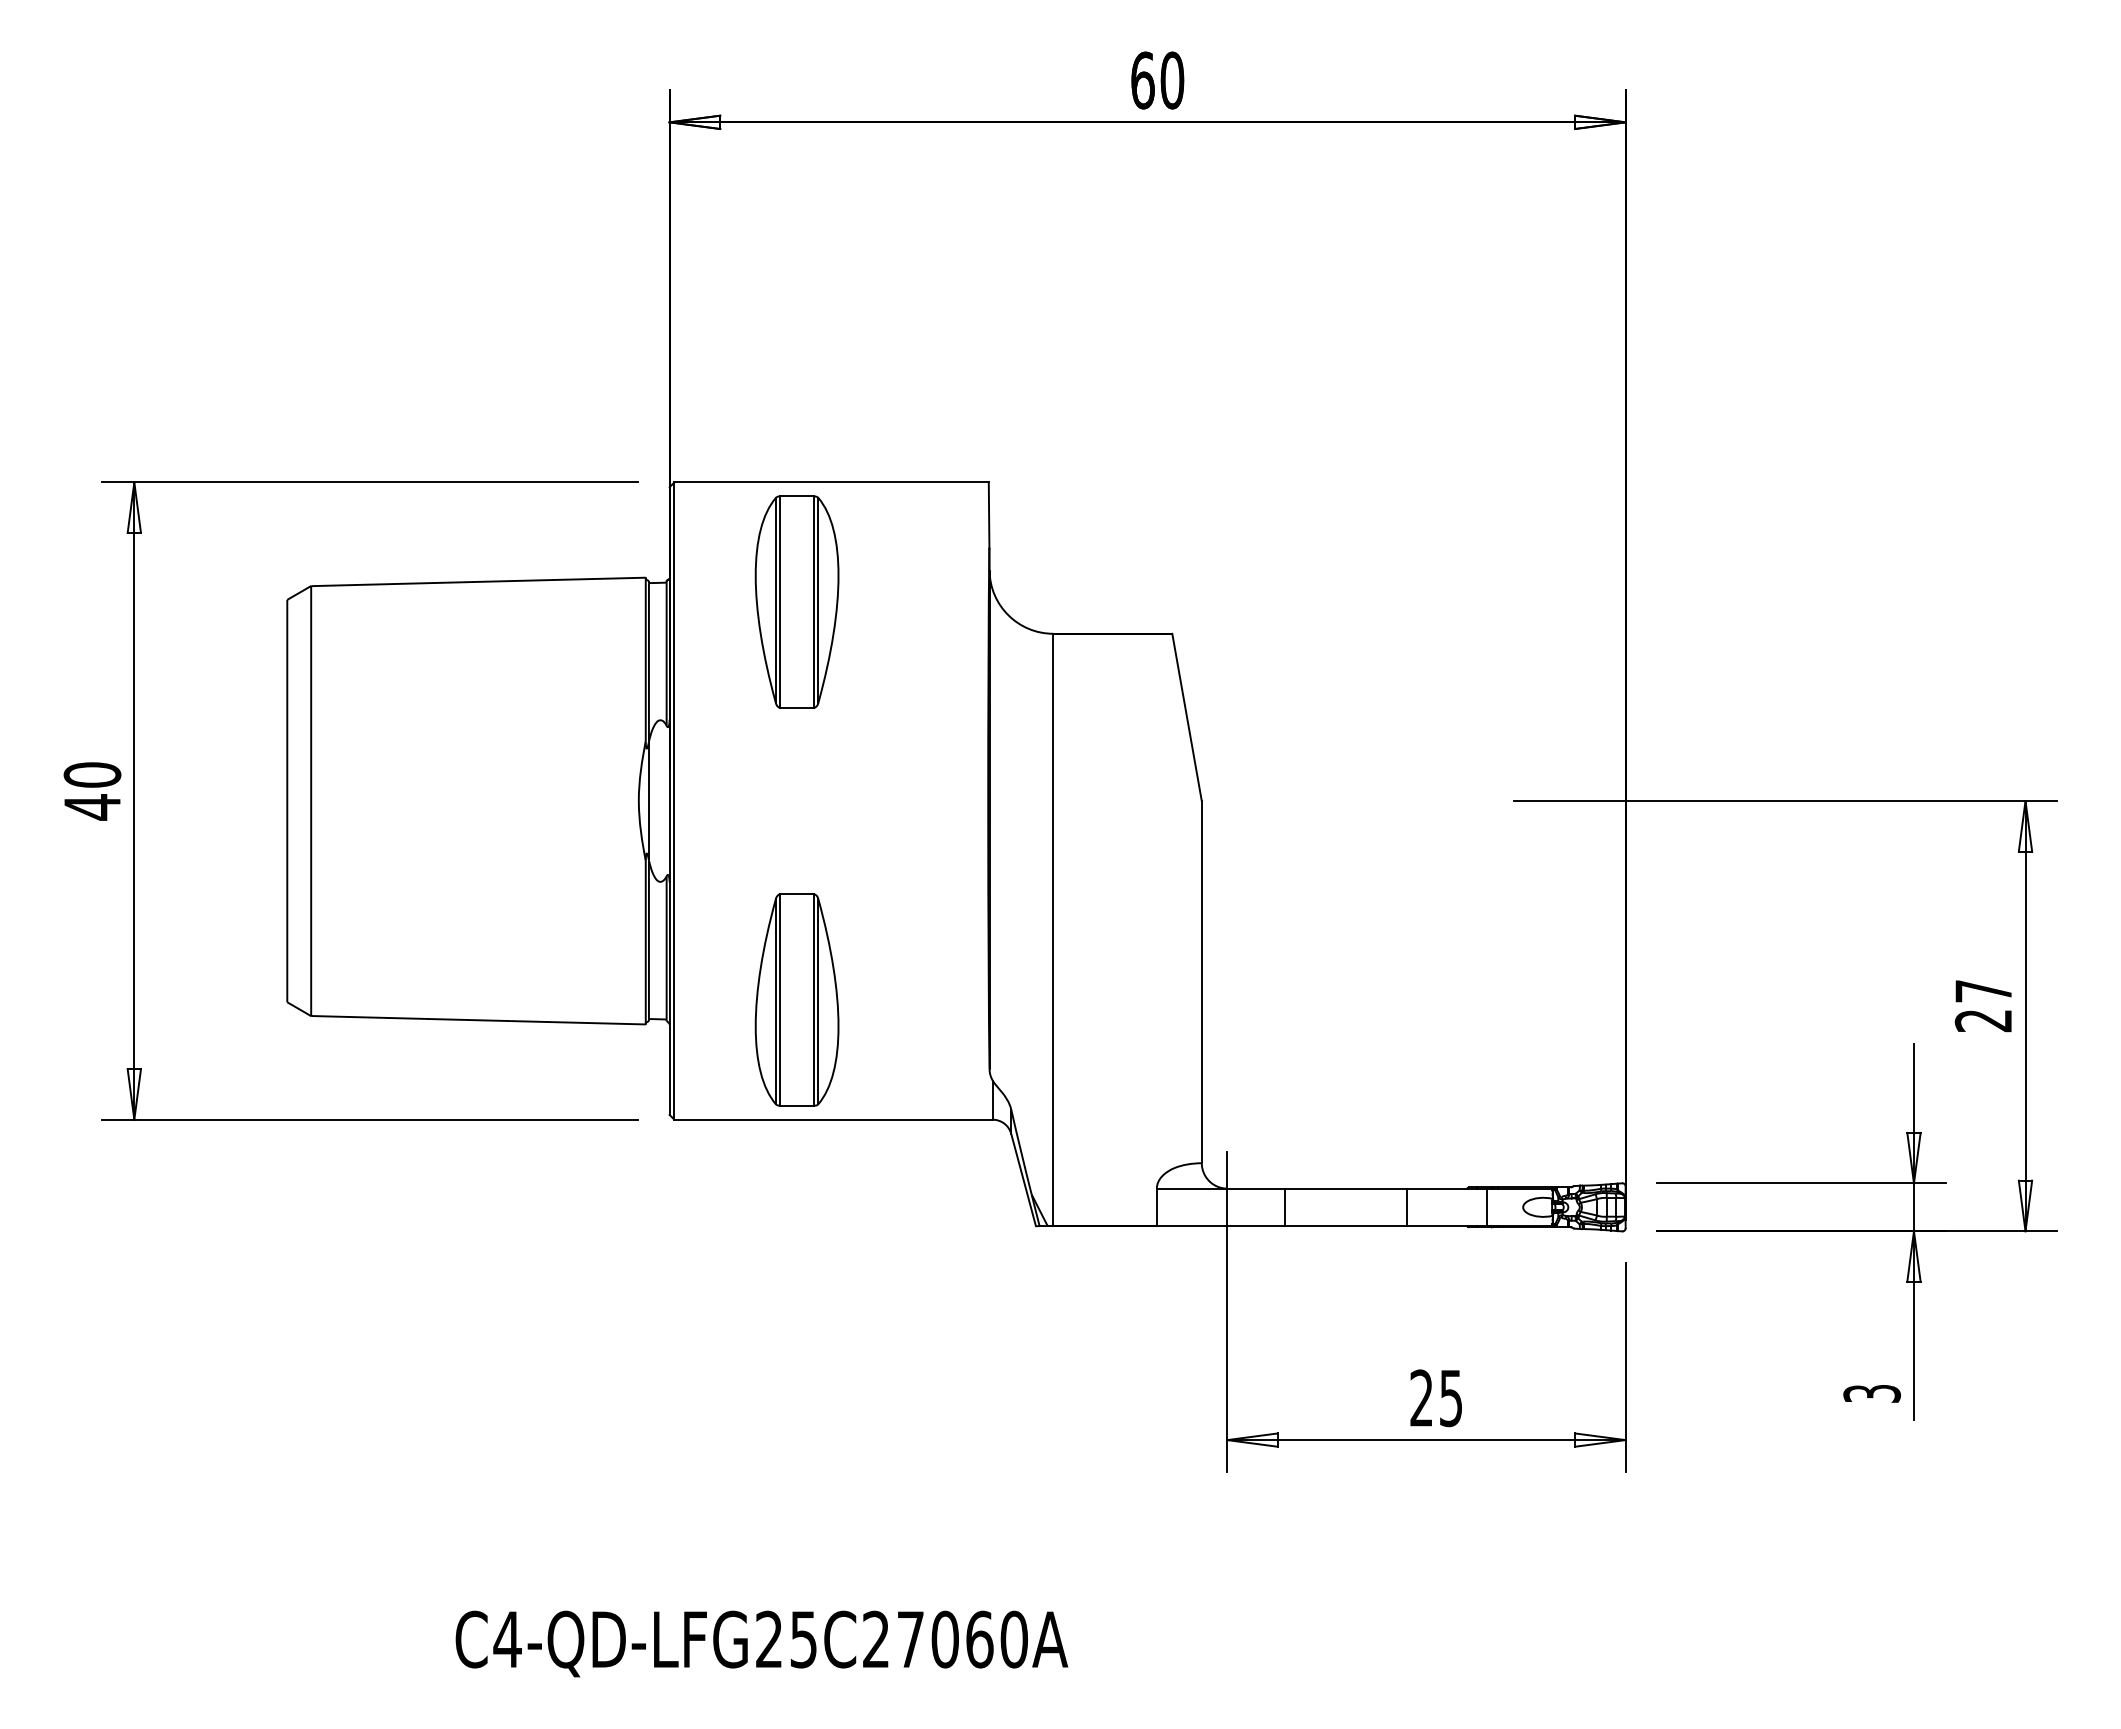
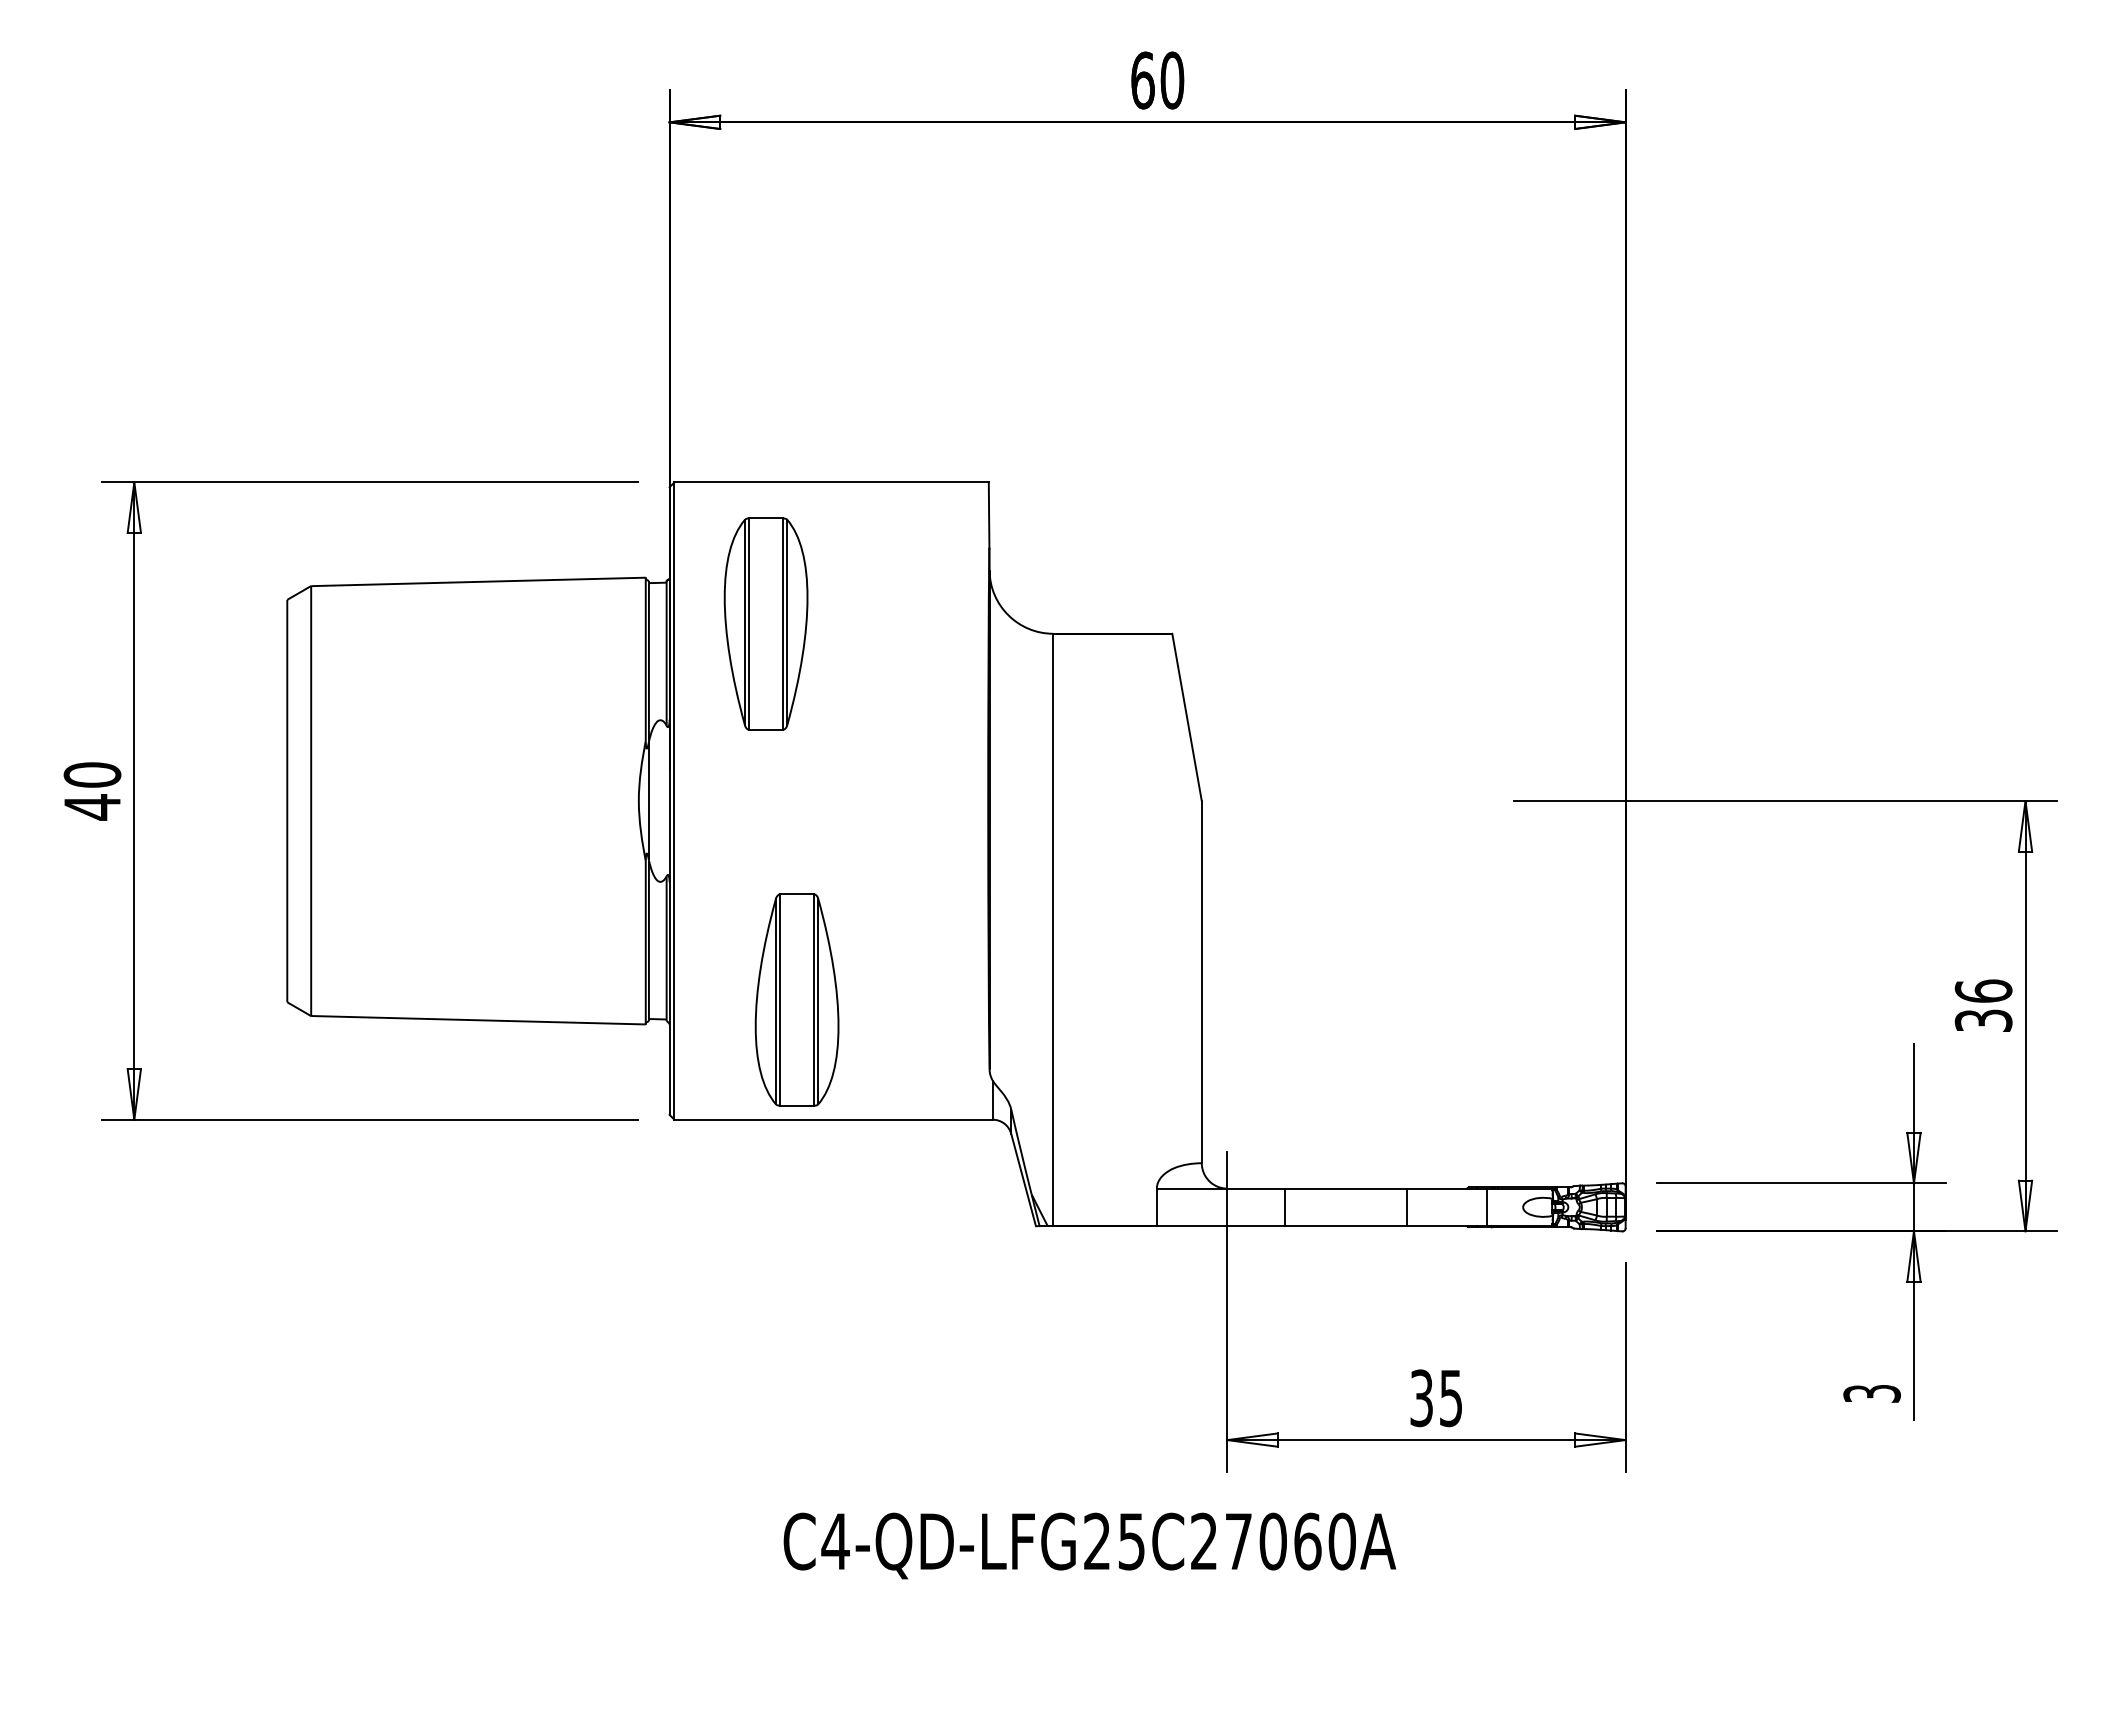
part position: (796, 601) -> (765, 623) (765, 623)
text: 27 -> 36 (1983, 1005)
text: 25 -> 35 (1421, 1398)
text position: (761, 1643) -> (1089, 1545) (1089, 1545)
